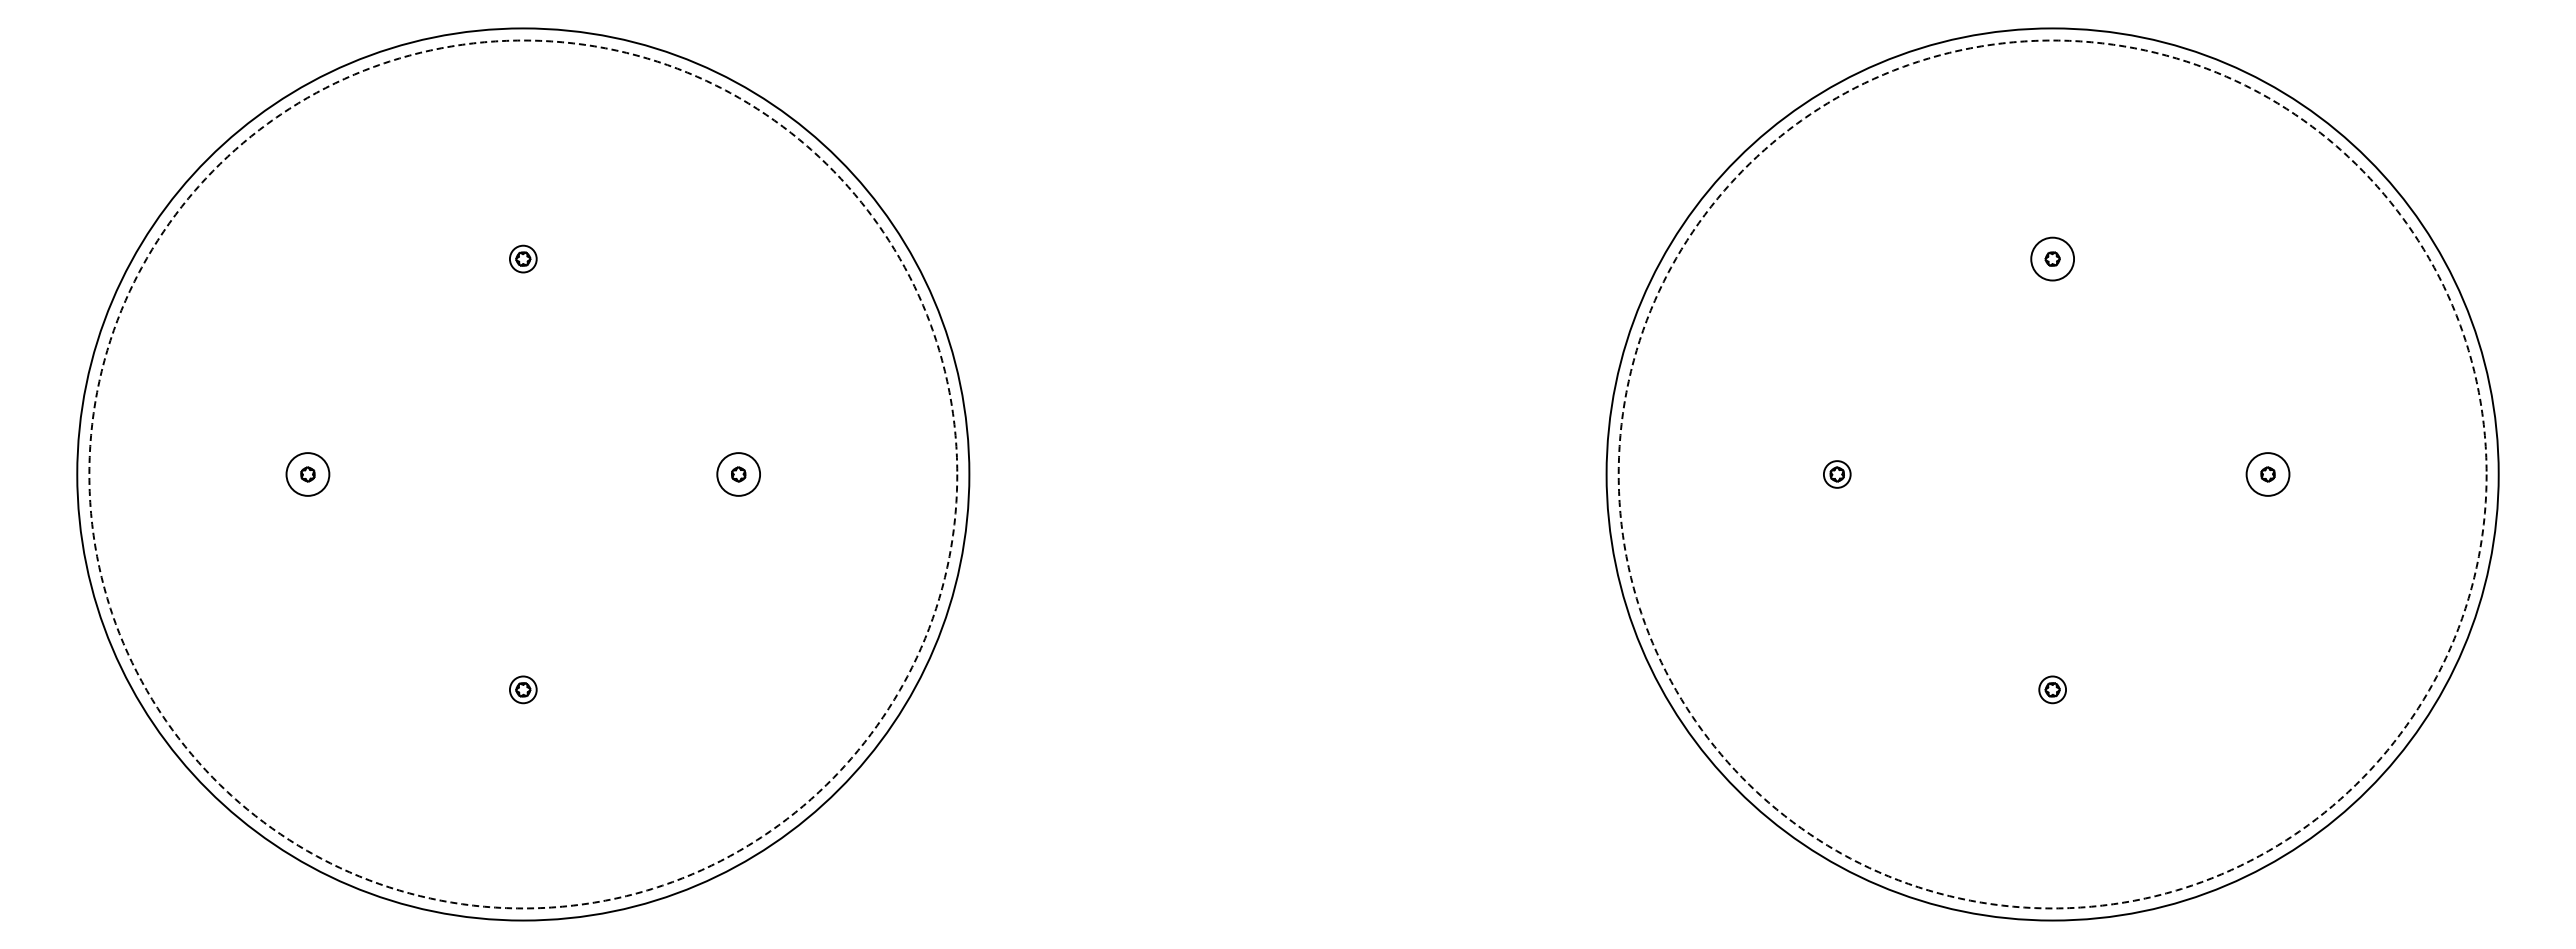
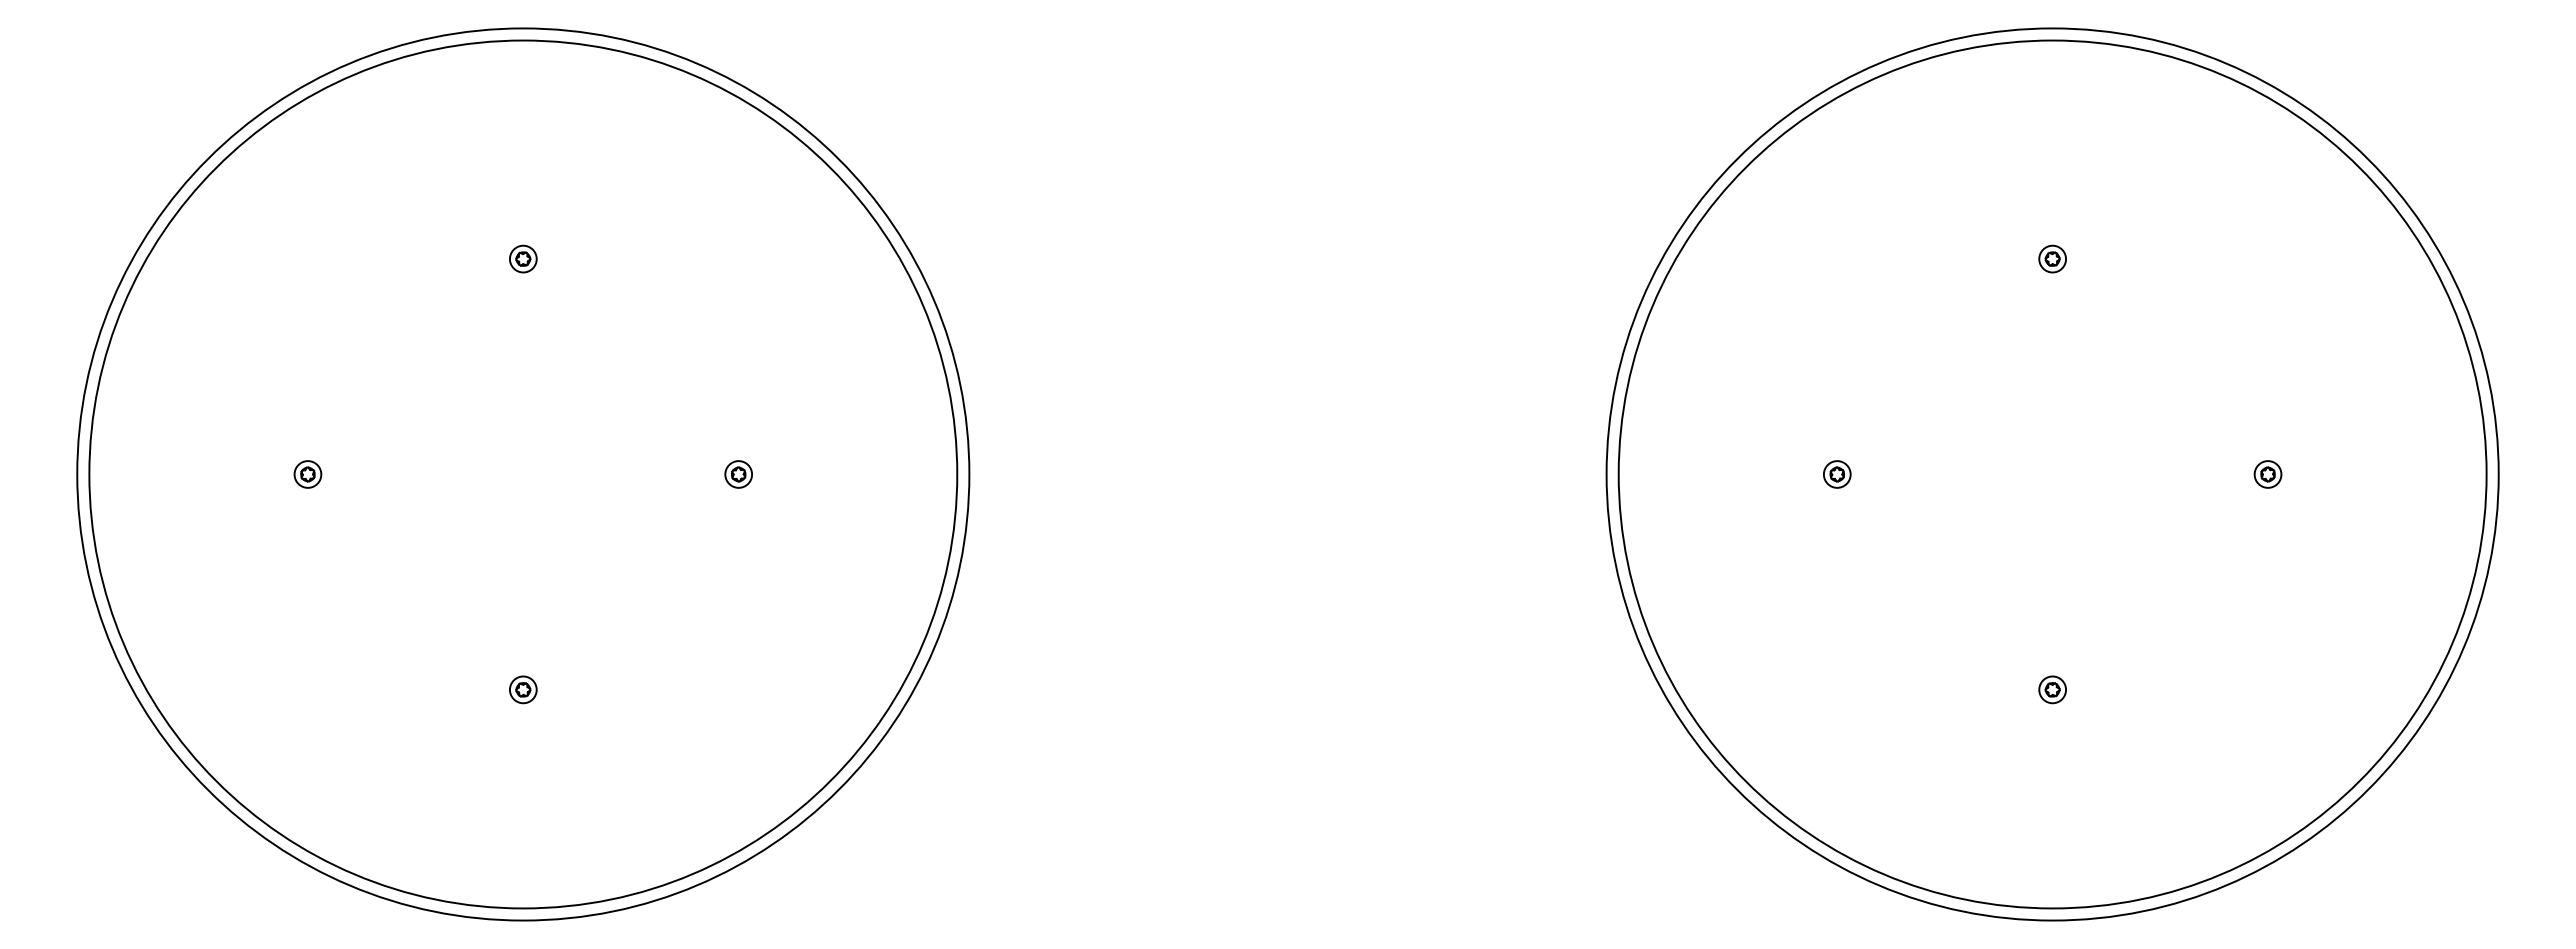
circle diameter: 43 px -> 27 px (2052, 258)
circle diameter: 43 px -> 27 px (307, 474)
circle: dashed -> solid (523, 474)
circle diameter: 43 px -> 27 px (738, 474)
circle: dashed -> solid (2052, 474)
circle diameter: 43 px -> 27 px (2267, 474)
